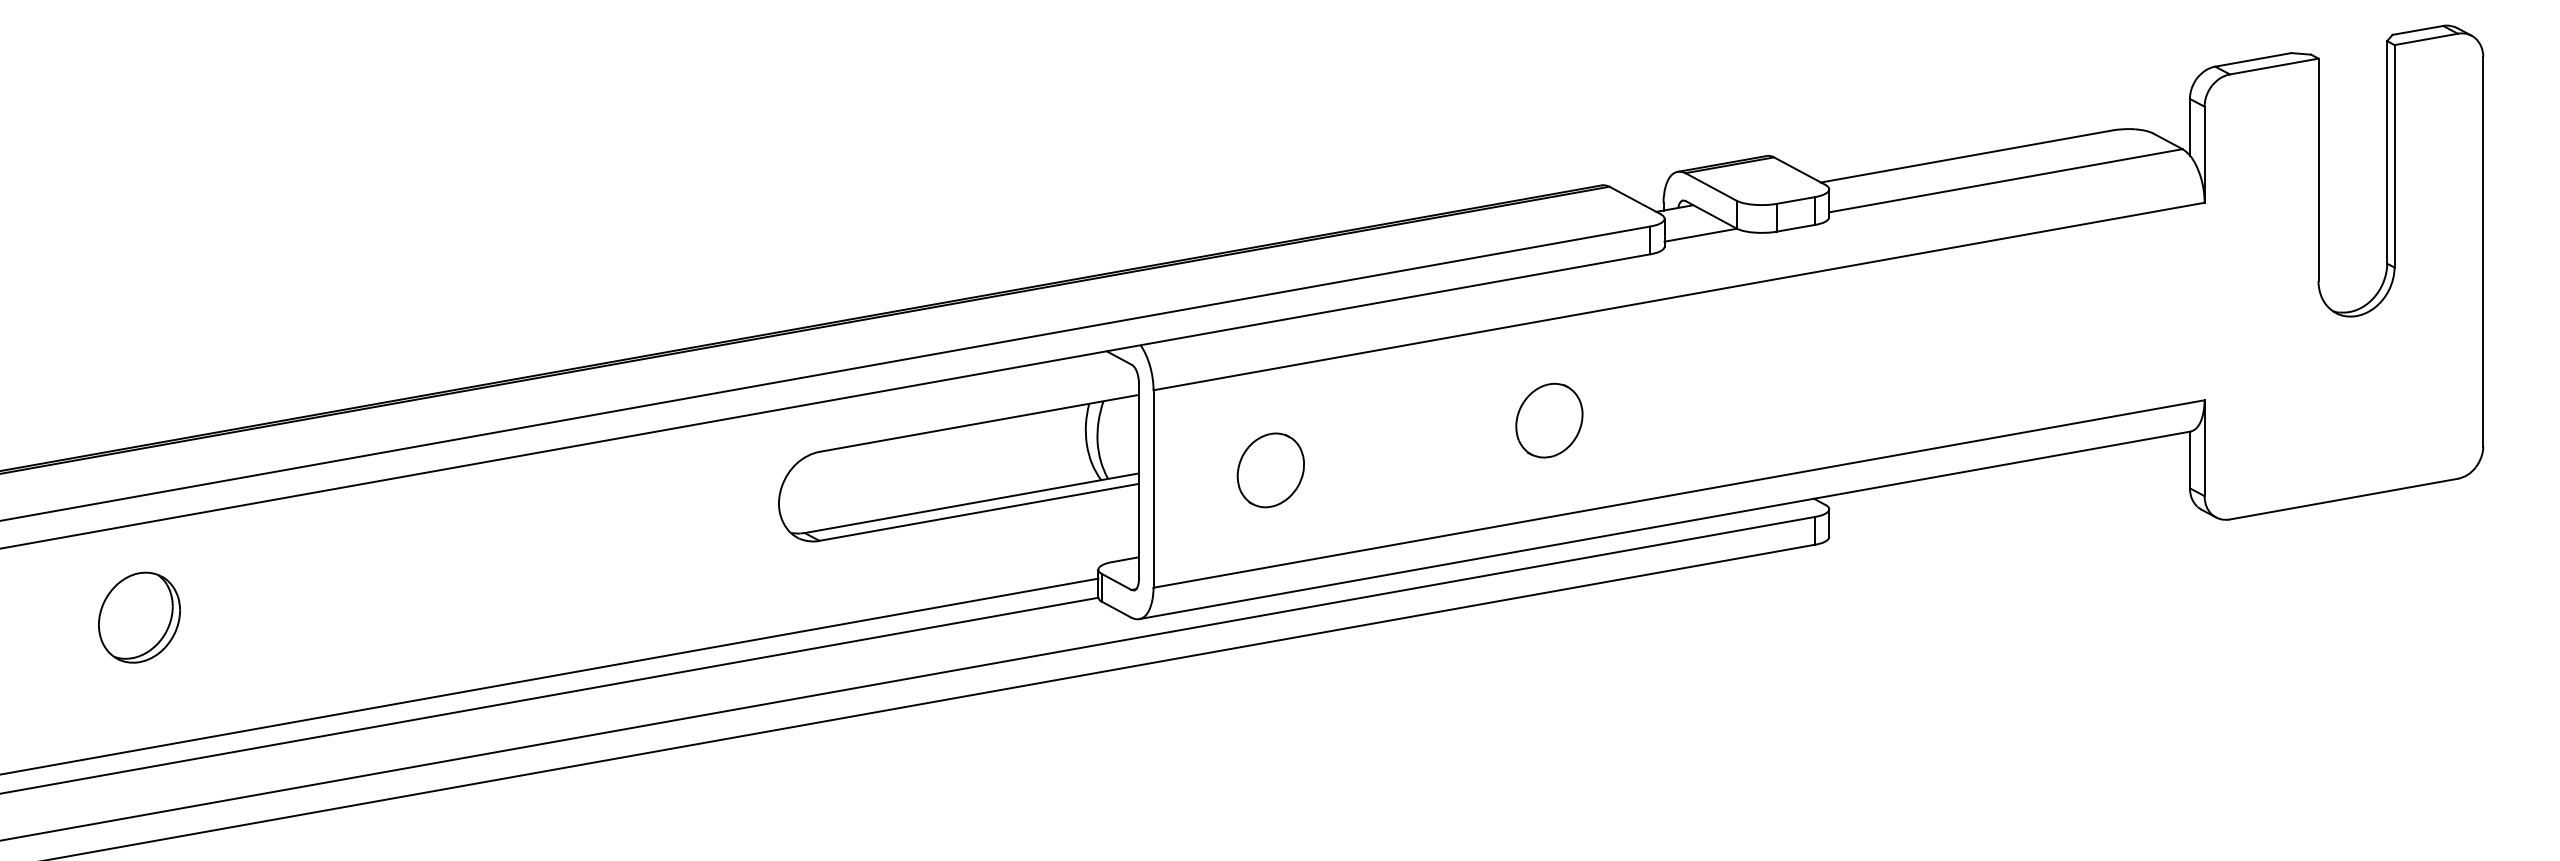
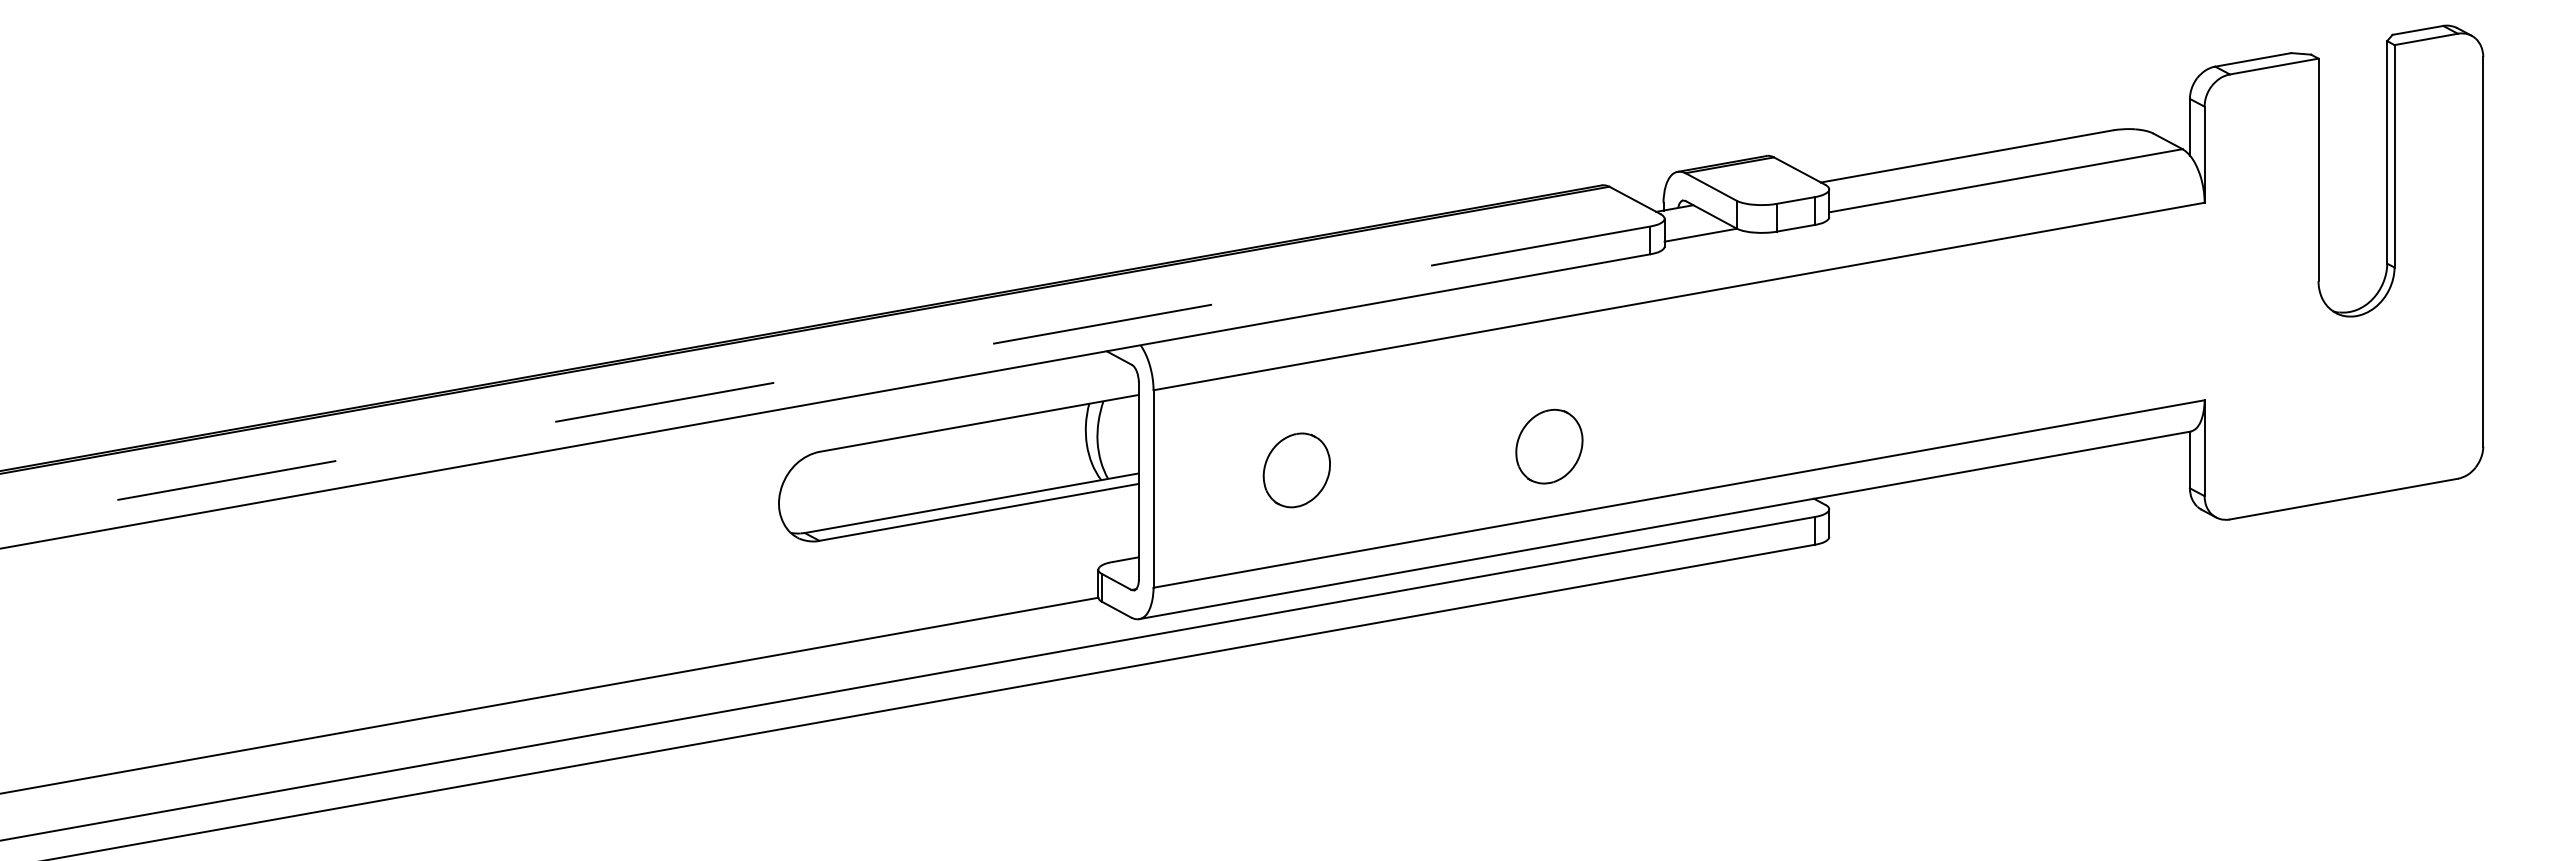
line: solid -> dashed (825, 373)
part position: (1549, 420) -> (1549, 446) (1549, 446)
part position: (1270, 470) -> (1296, 470) (1296, 470)
part: present -> none (139, 617)
line: present -> none (550, 676)
